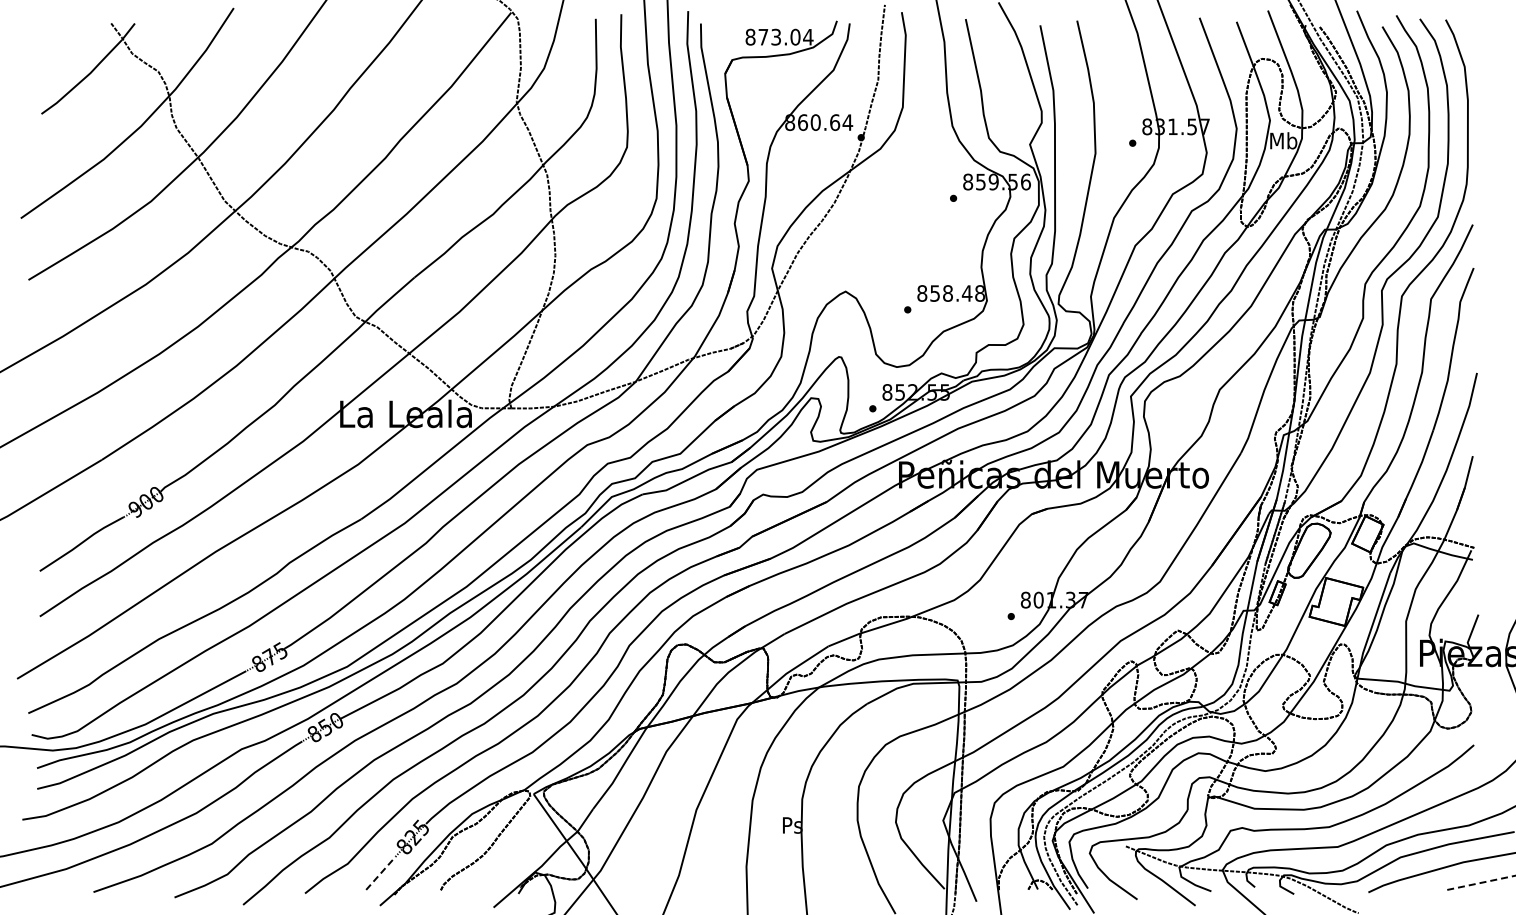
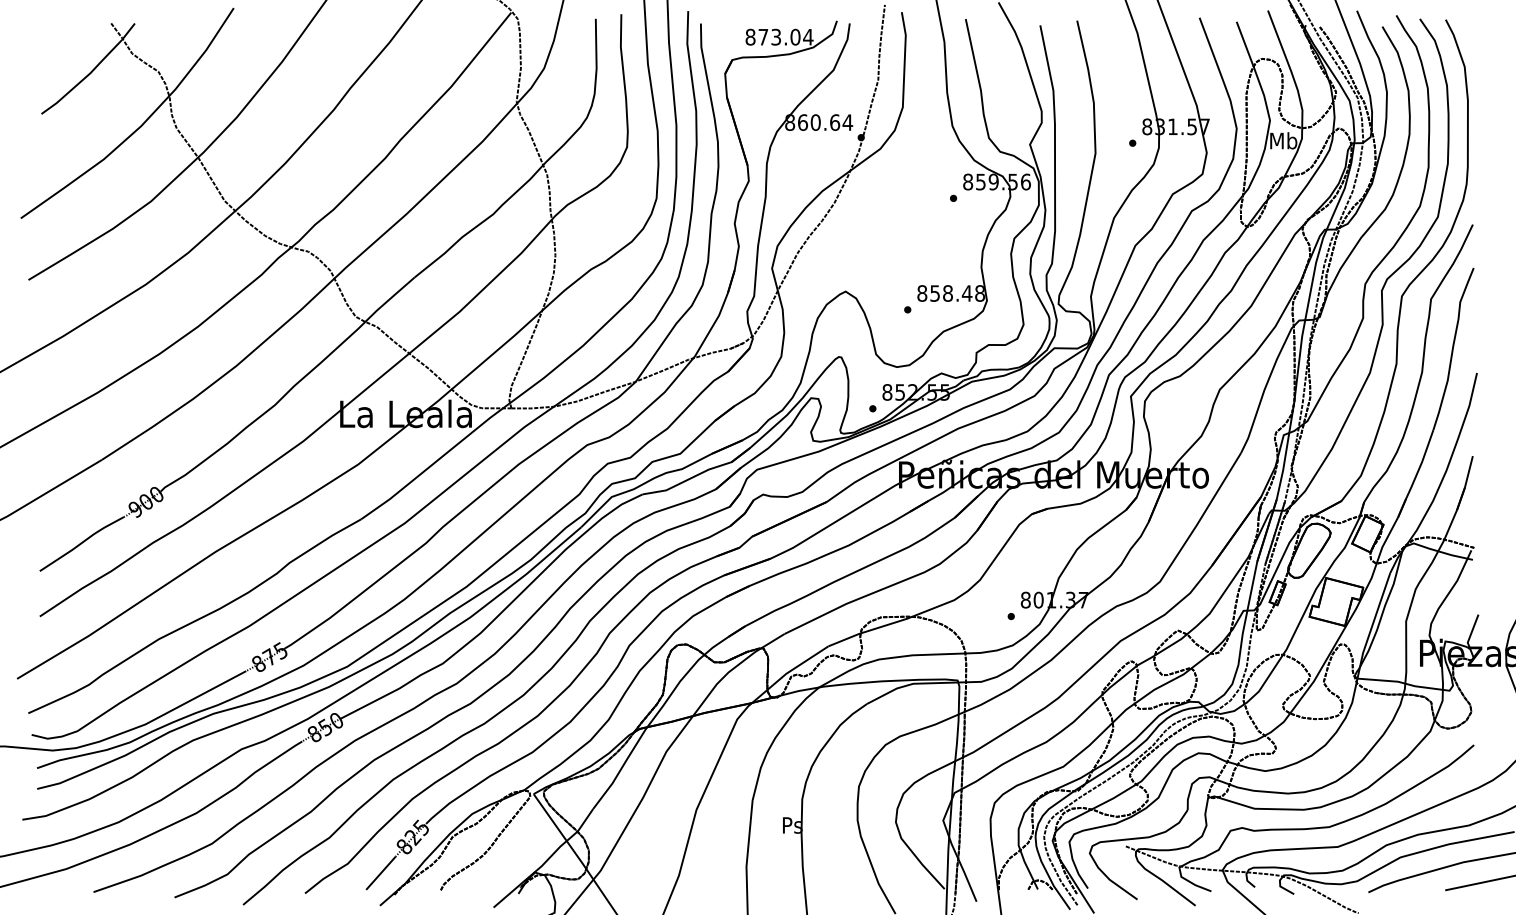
line: dashed -> solid (381, 873)
line: dashed -> solid (1480, 883)
